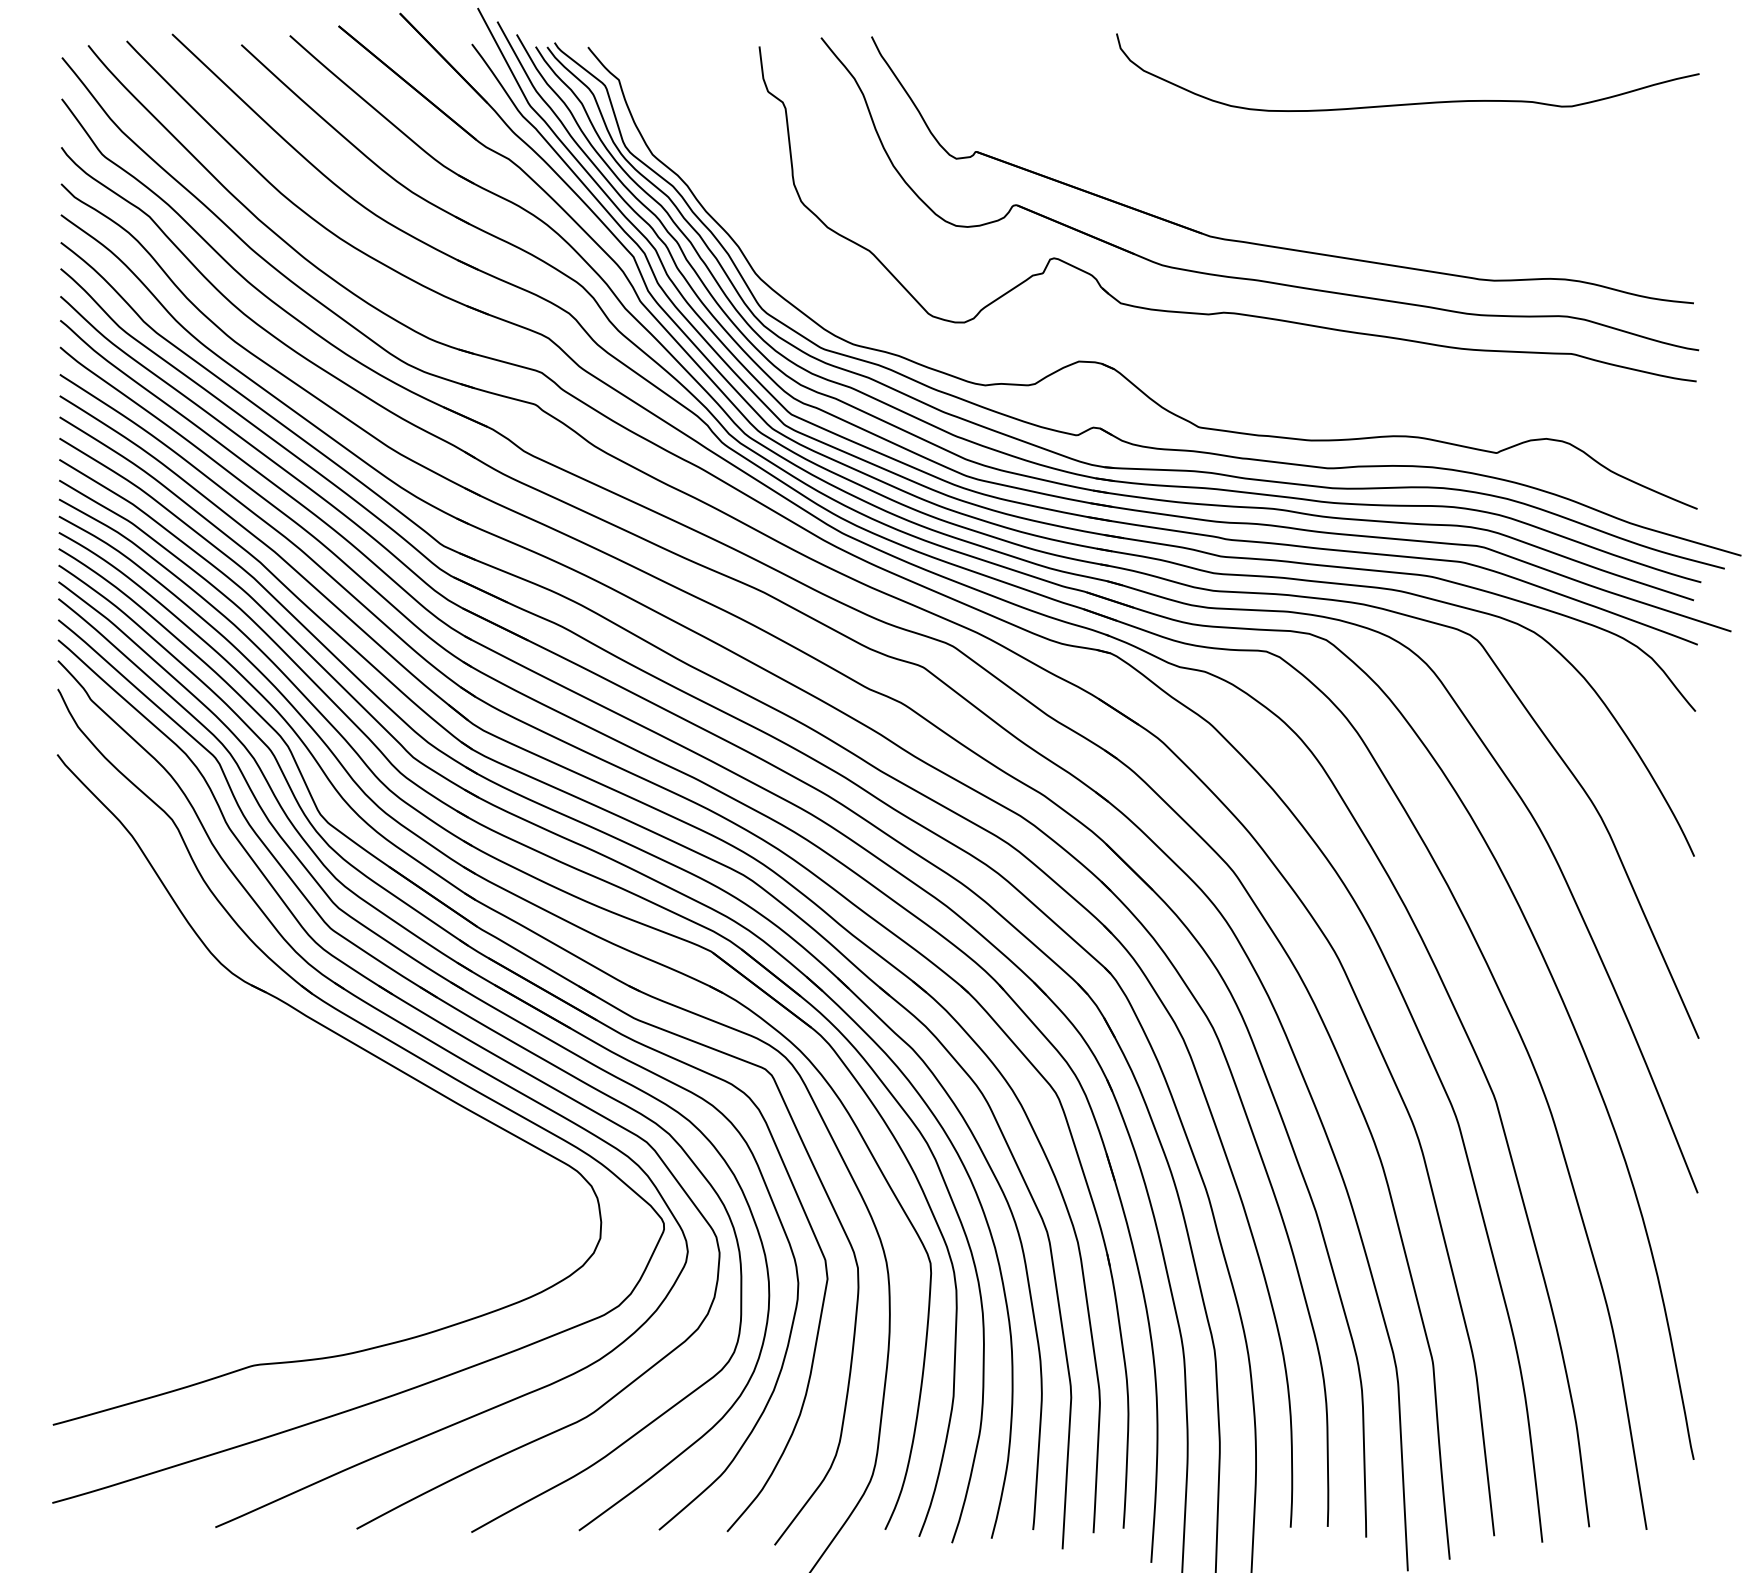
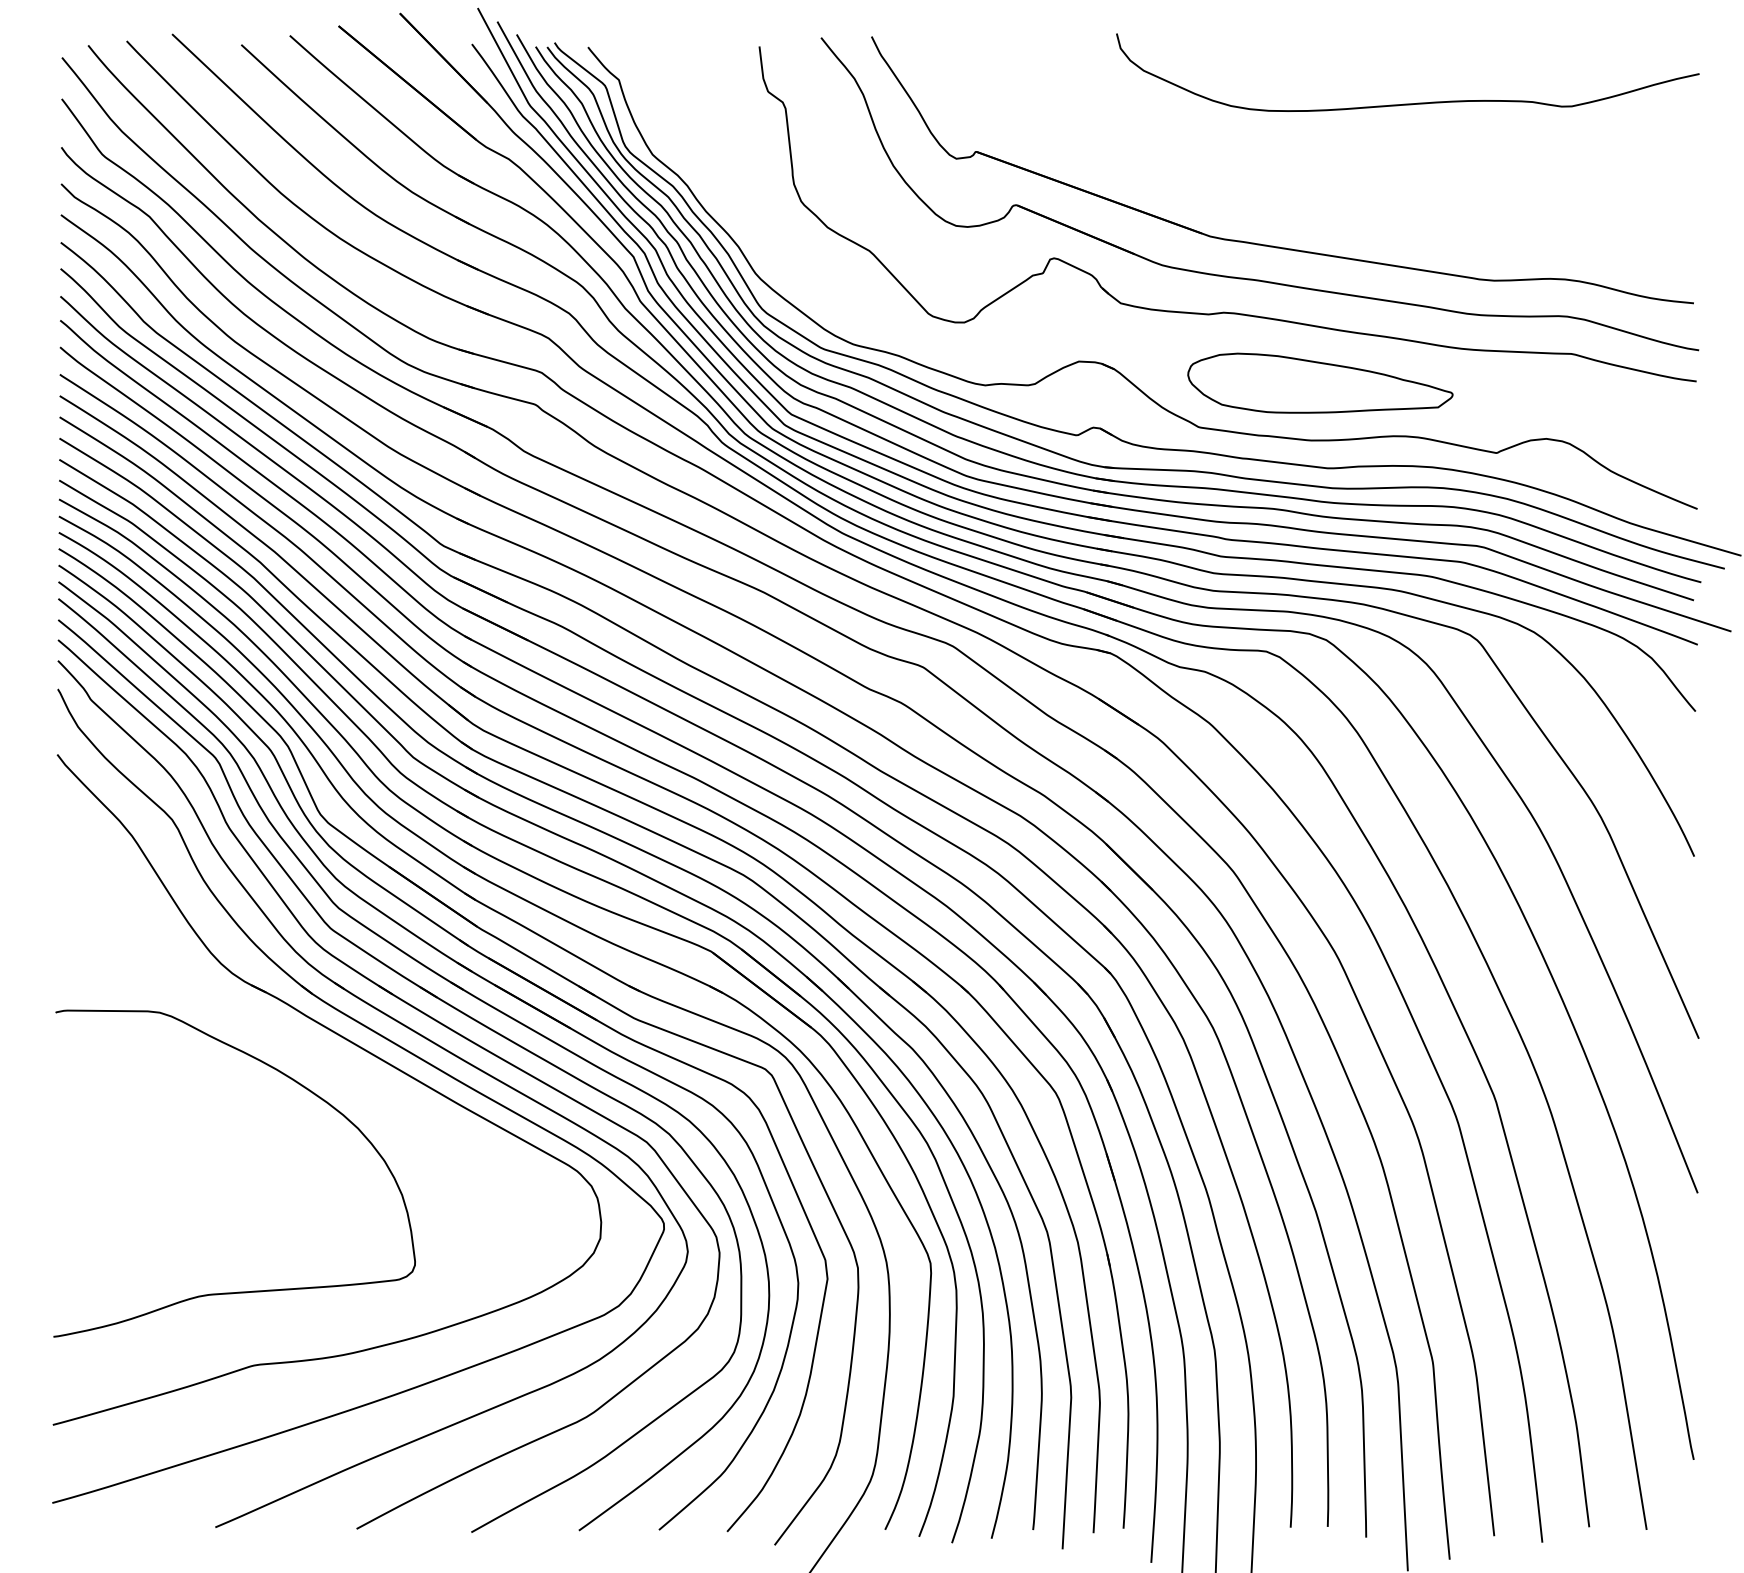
part: none -> present (1320, 382)
curve: none -> present (290, 1079)
